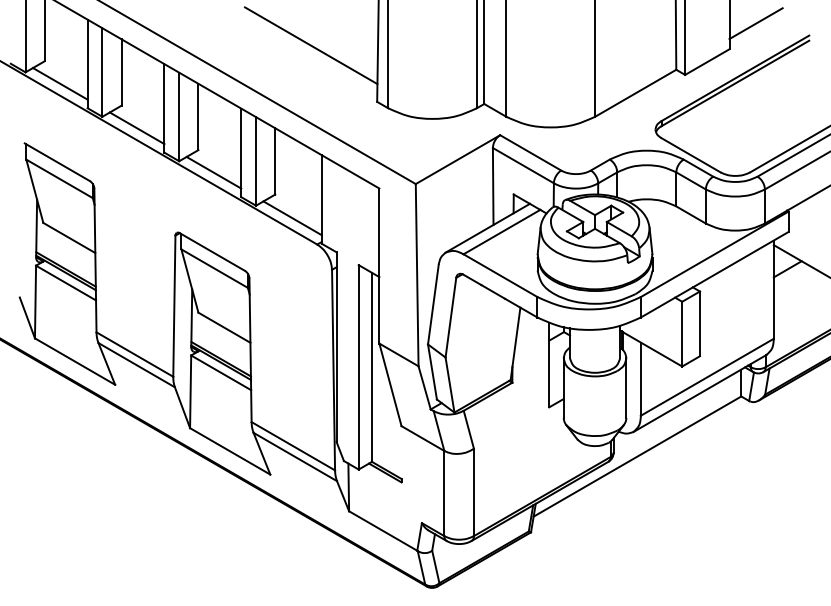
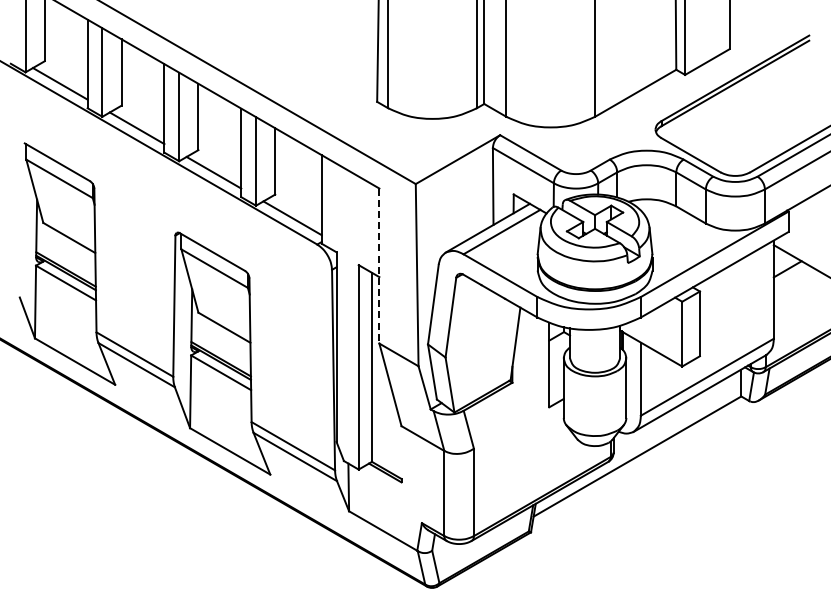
line: present -> none (755, 23)
line: present -> none (310, 45)
line: solid -> dashed (379, 266)
